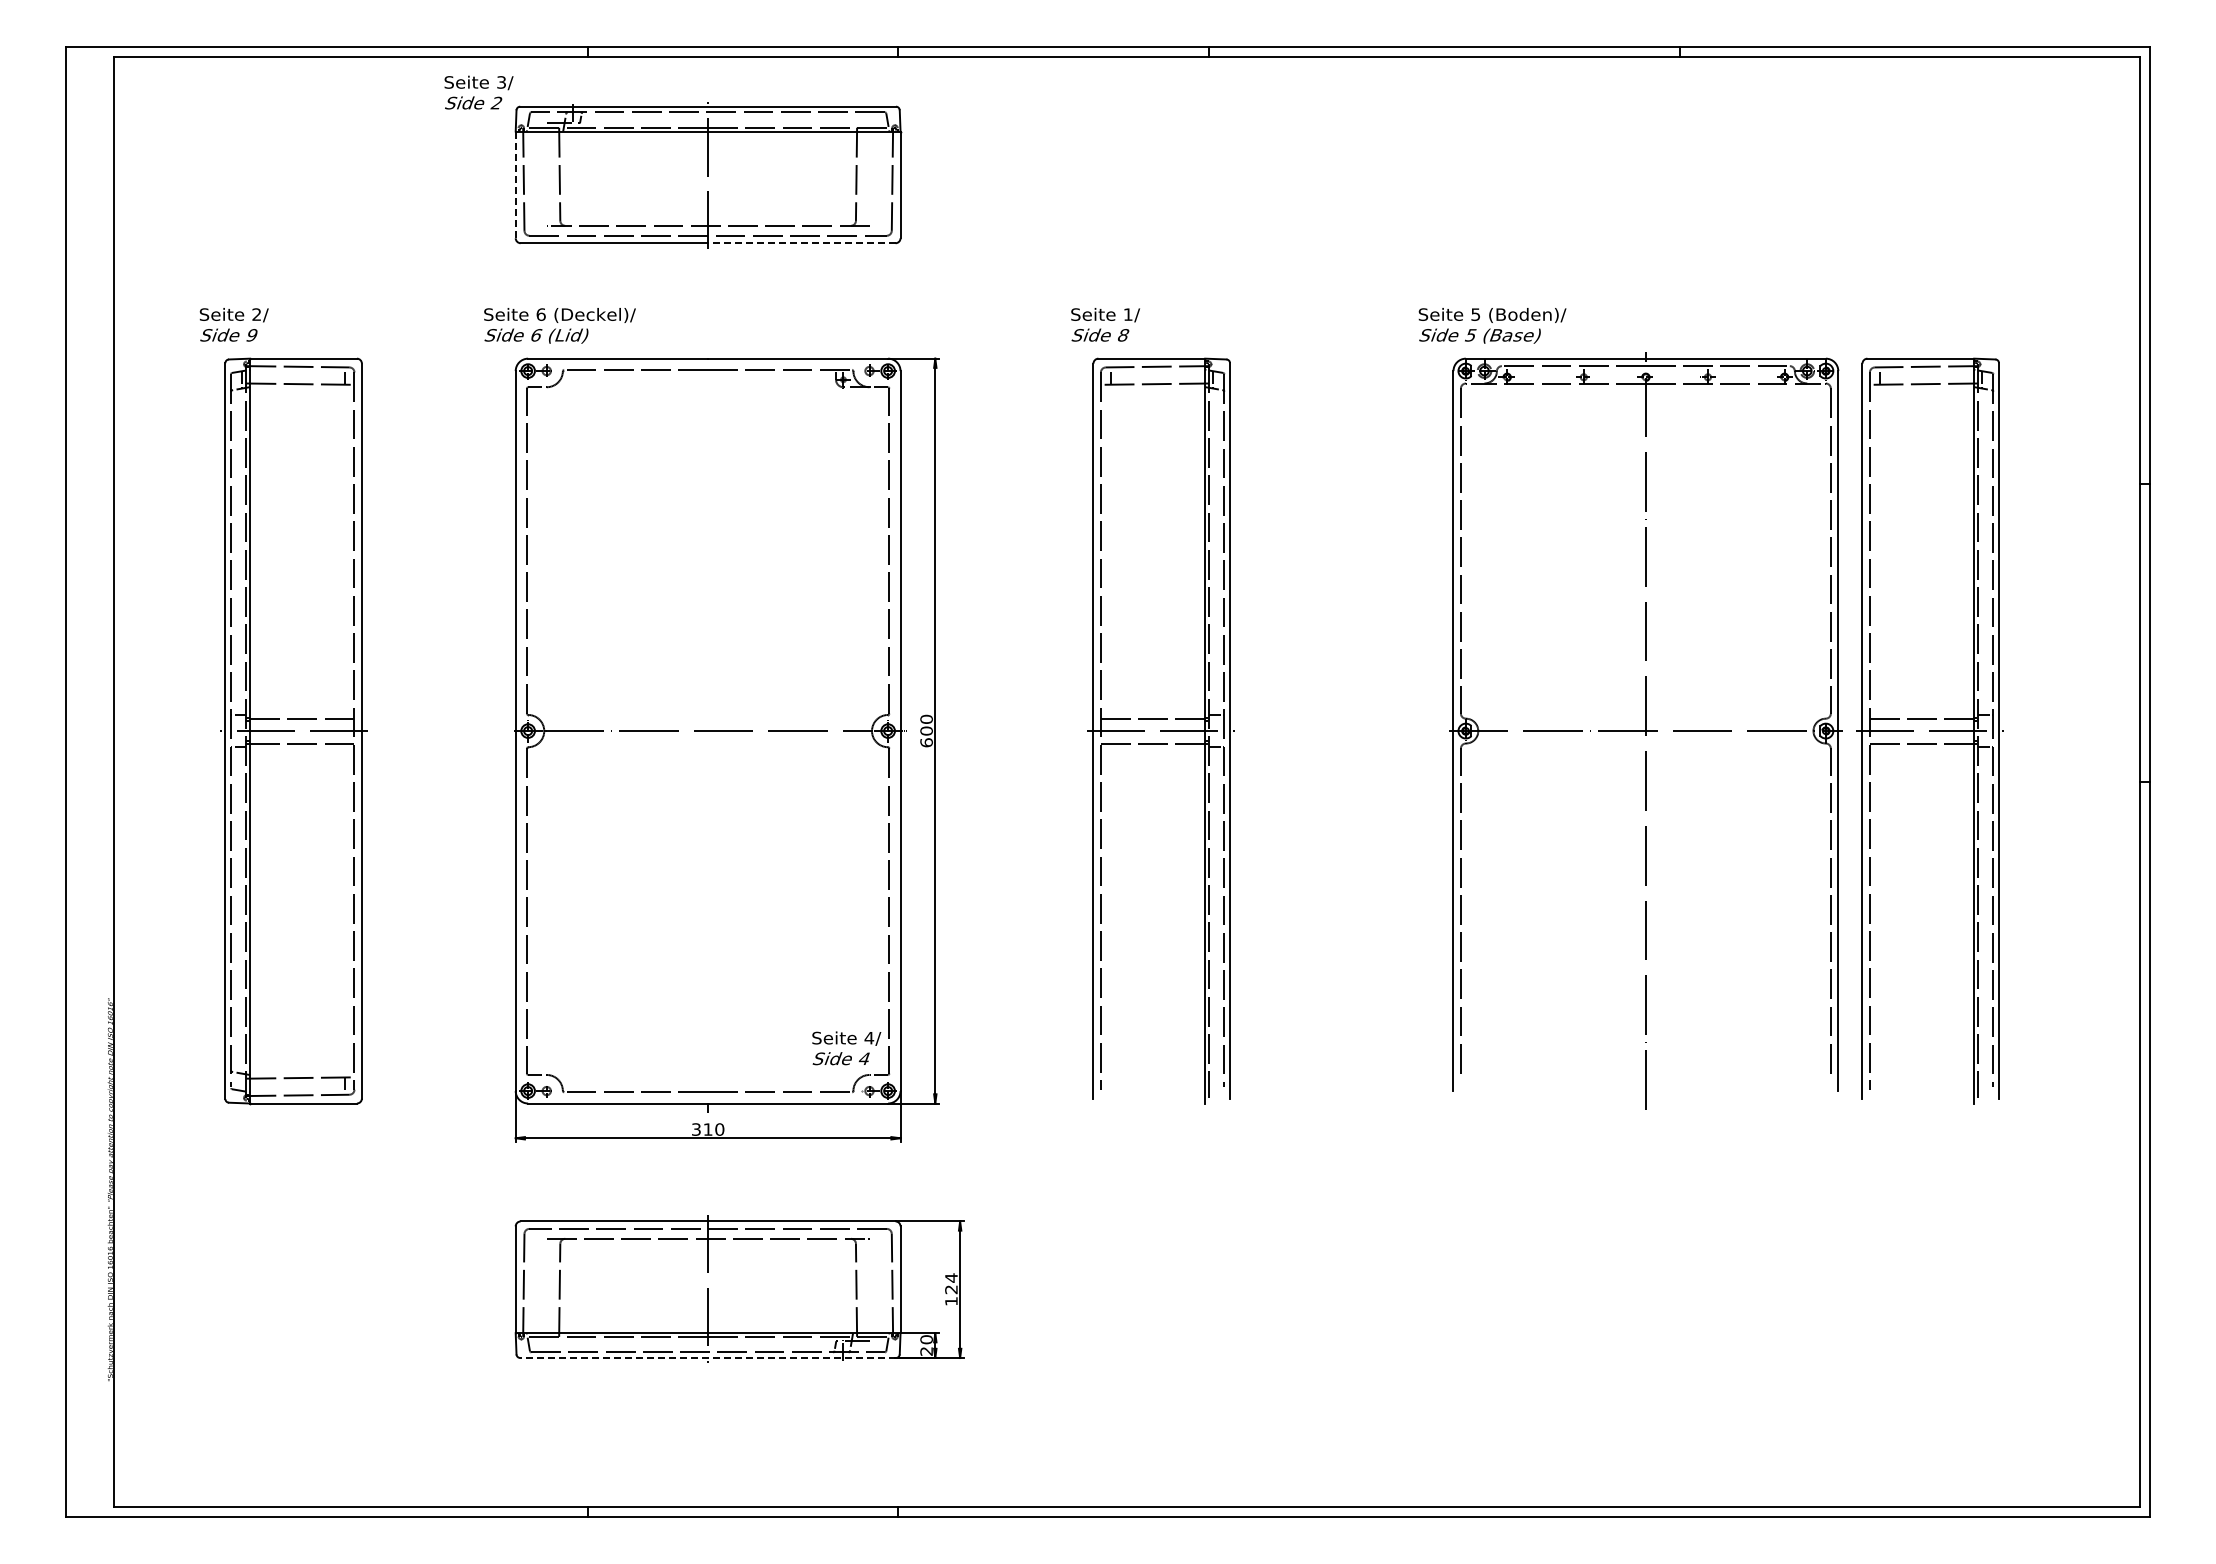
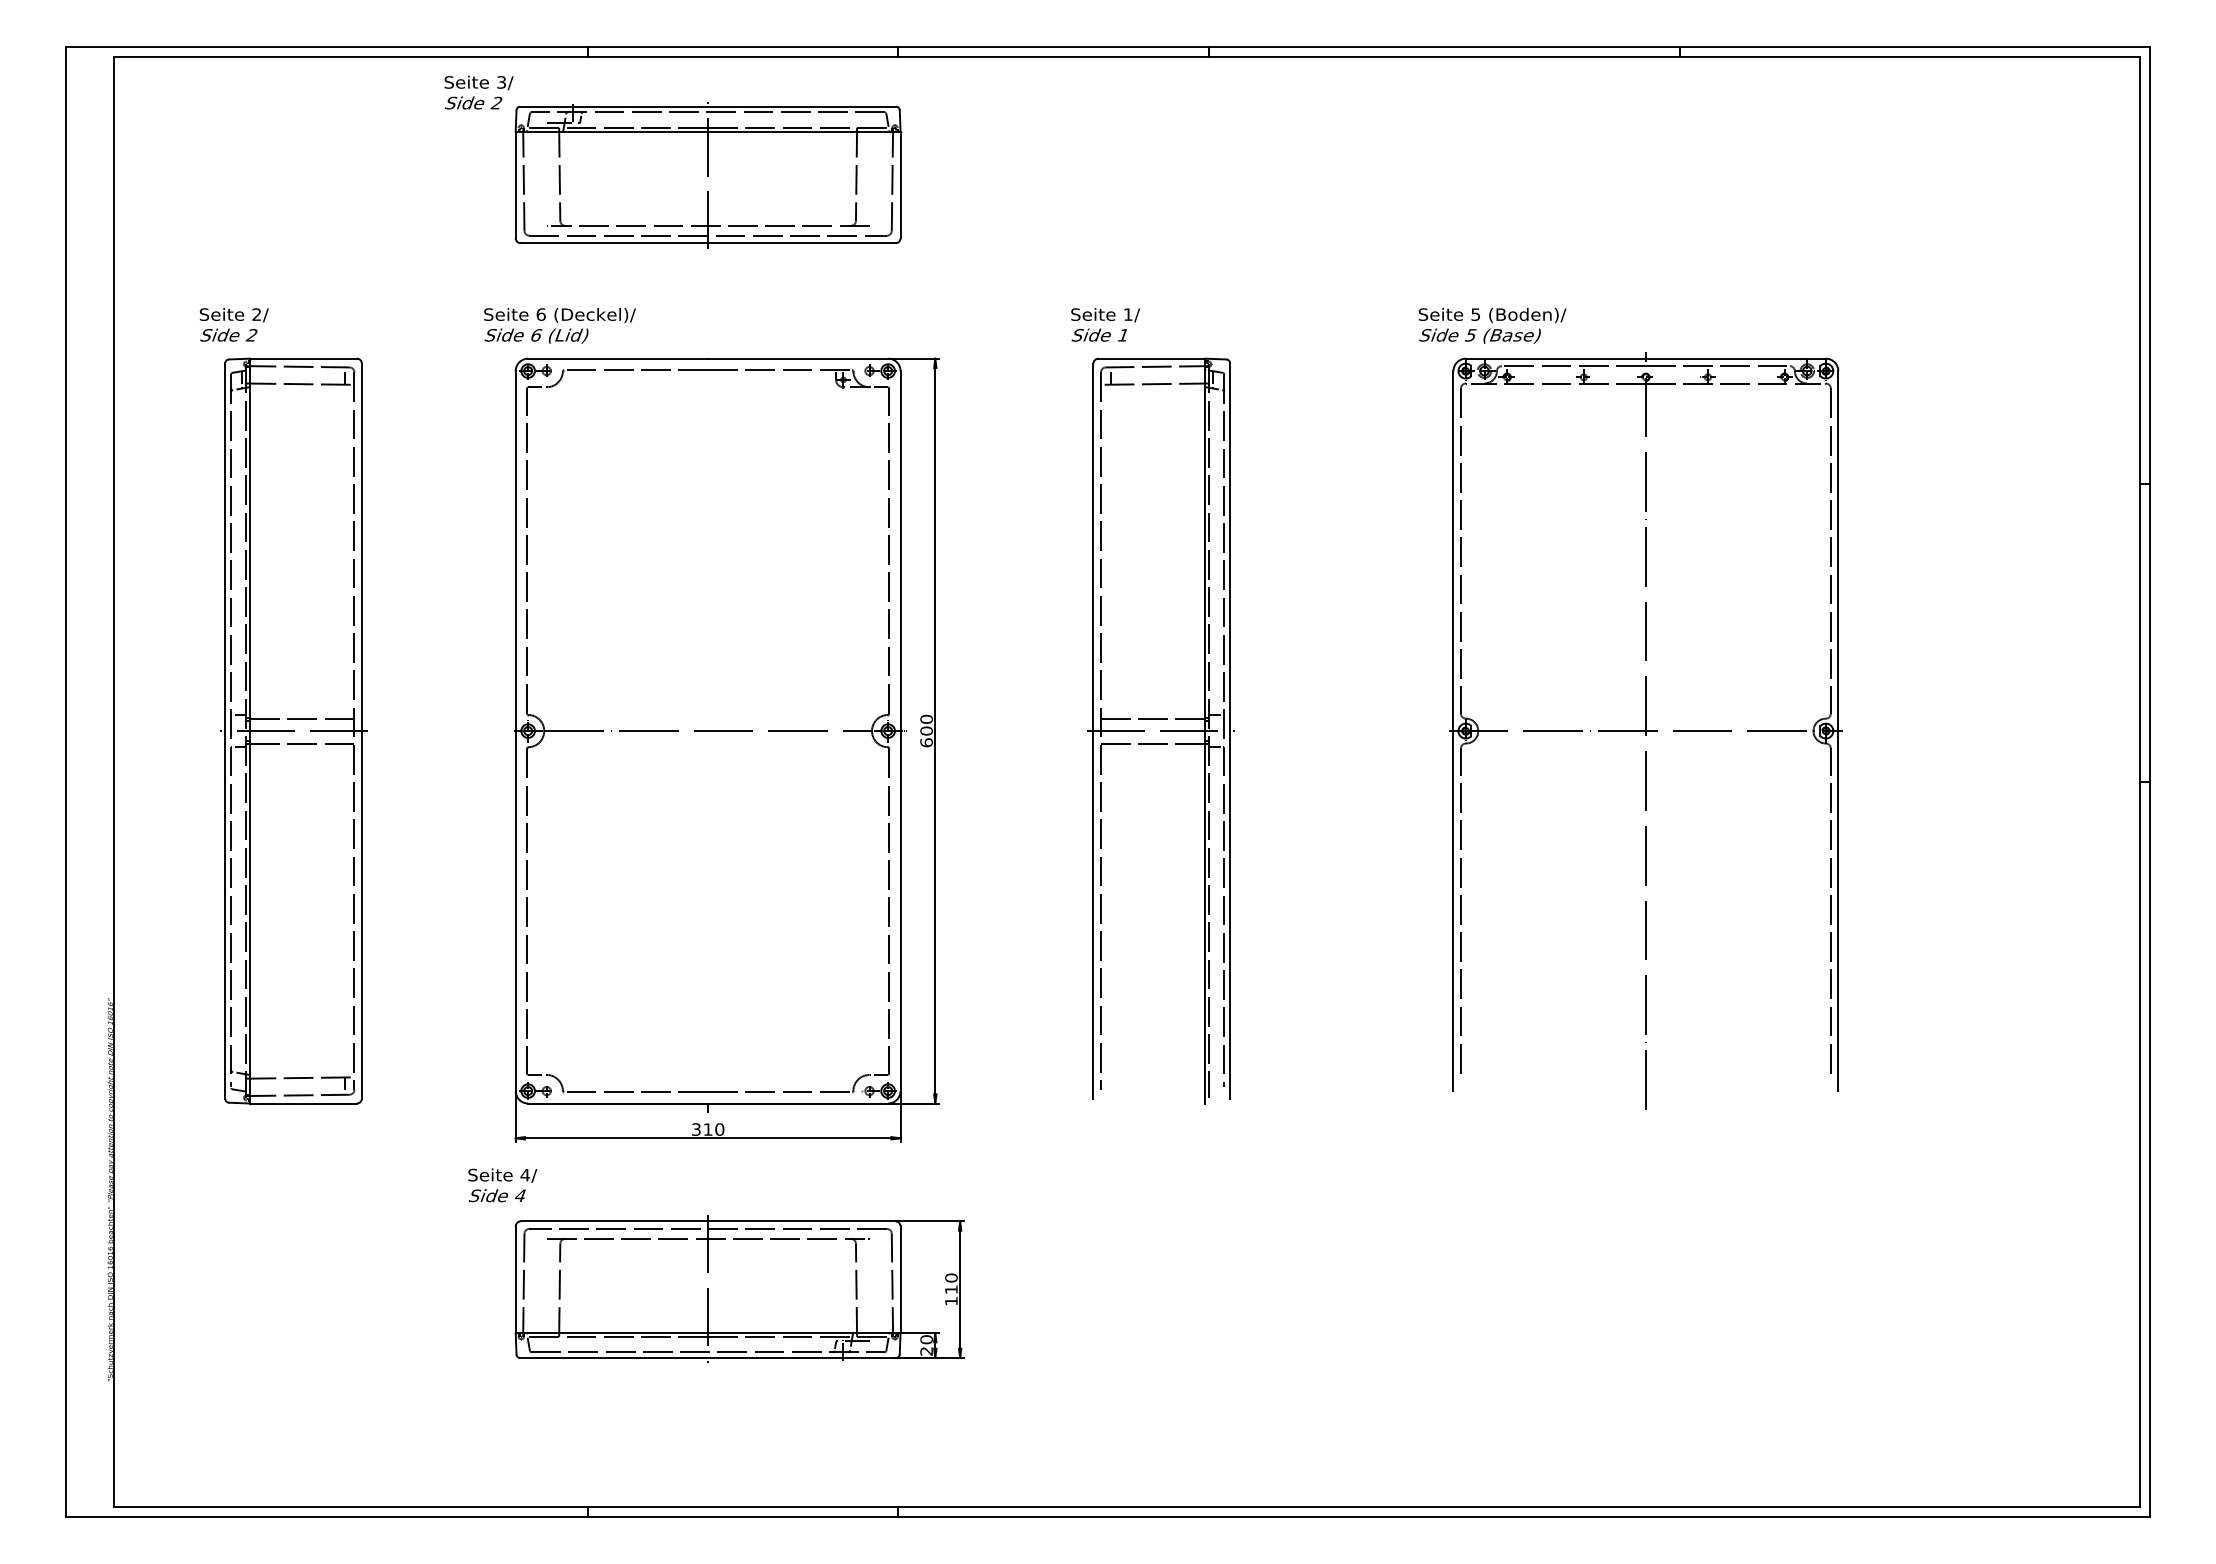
line: dashed -> solid (515, 185)
line: dashed -> solid (801, 243)
text: 9 -> 2 (251, 335)
text: 8 -> 1 (1123, 335)
part: present -> none (1929, 730)
text position: (846, 1048) -> (502, 1185) (502, 1185)
text: 124 -> 110 (951, 1283)
line: dashed -> solid (708, 1358)
